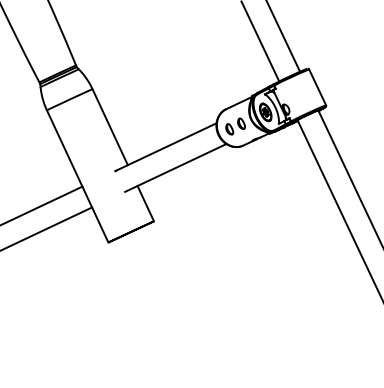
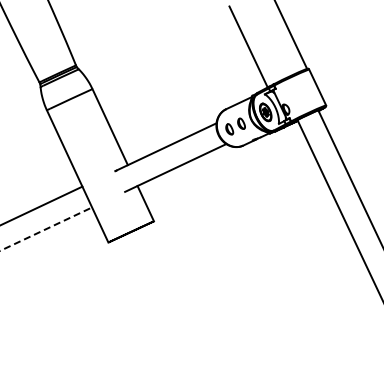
line position: (283, 36) -> (291, 35) (291, 35)
line position: (260, 41) -> (248, 46) (248, 46)
line: solid -> dashed (46, 229)
